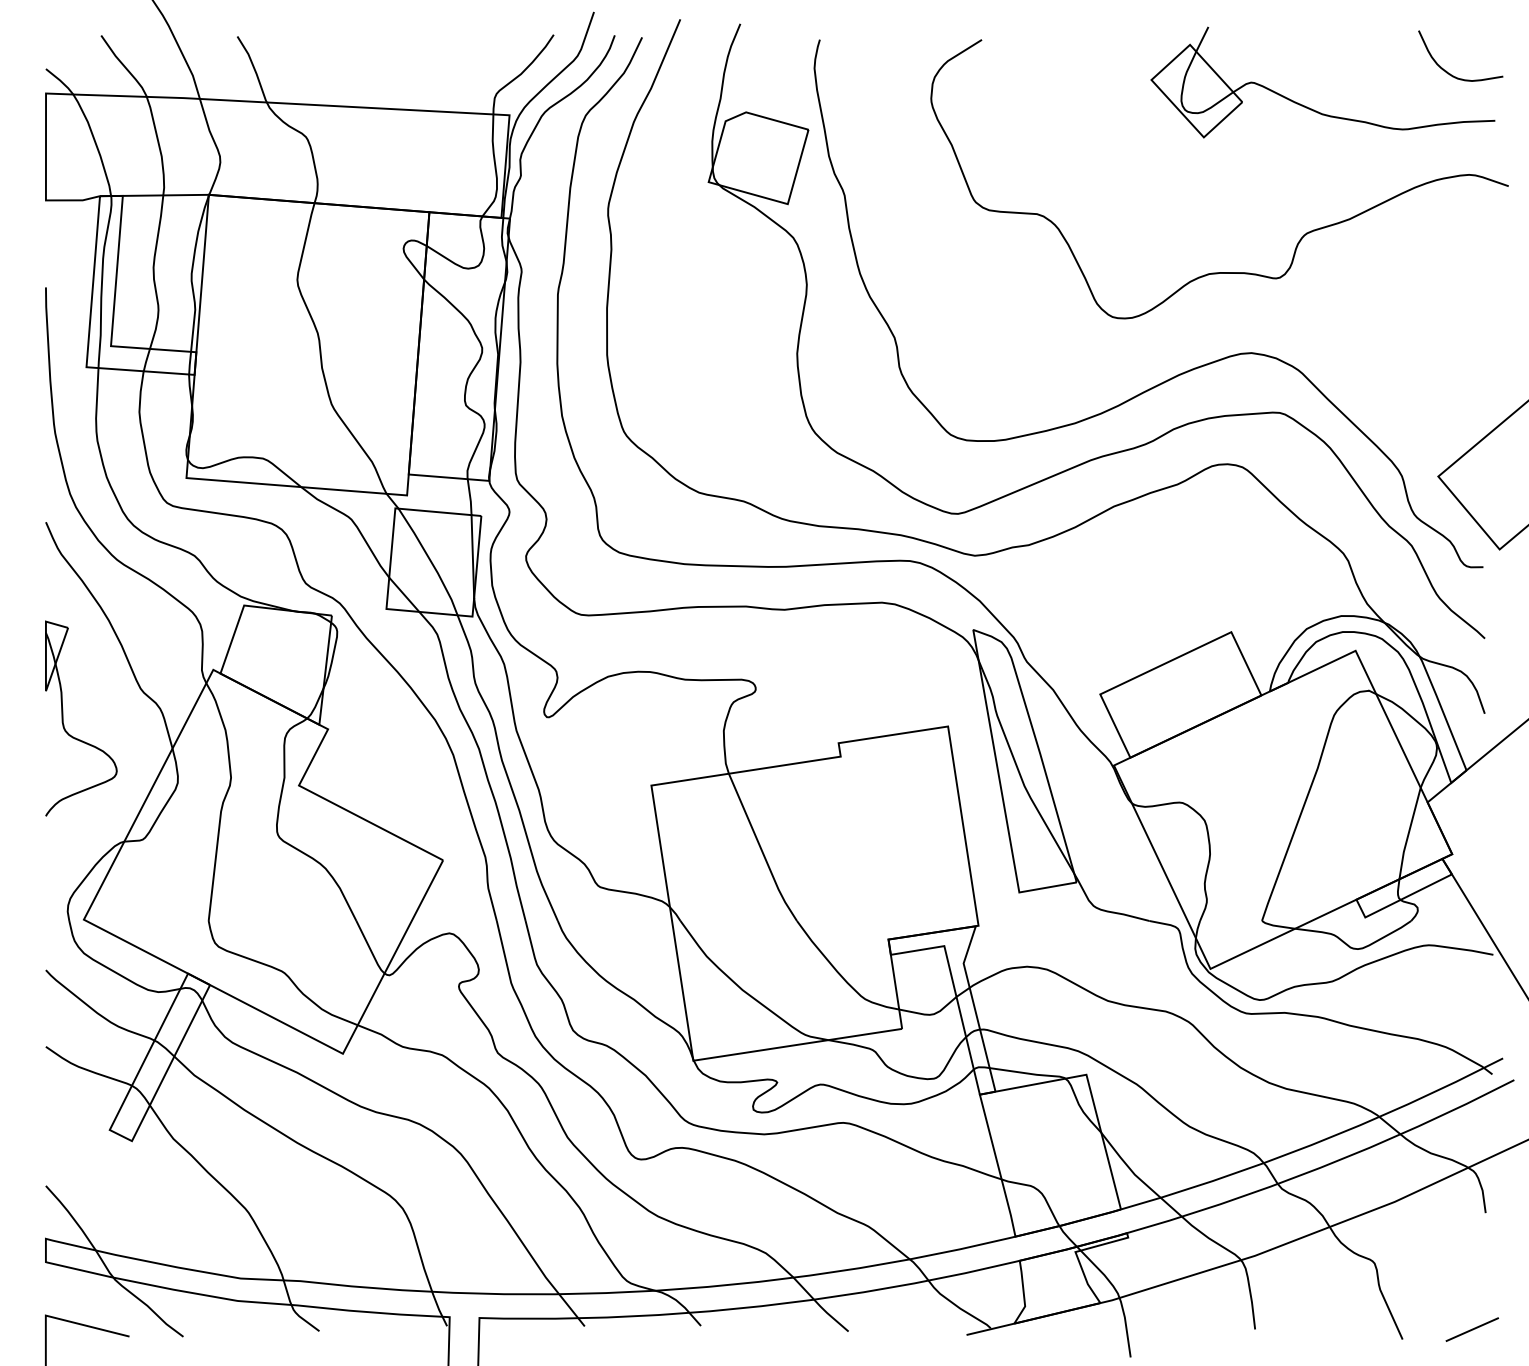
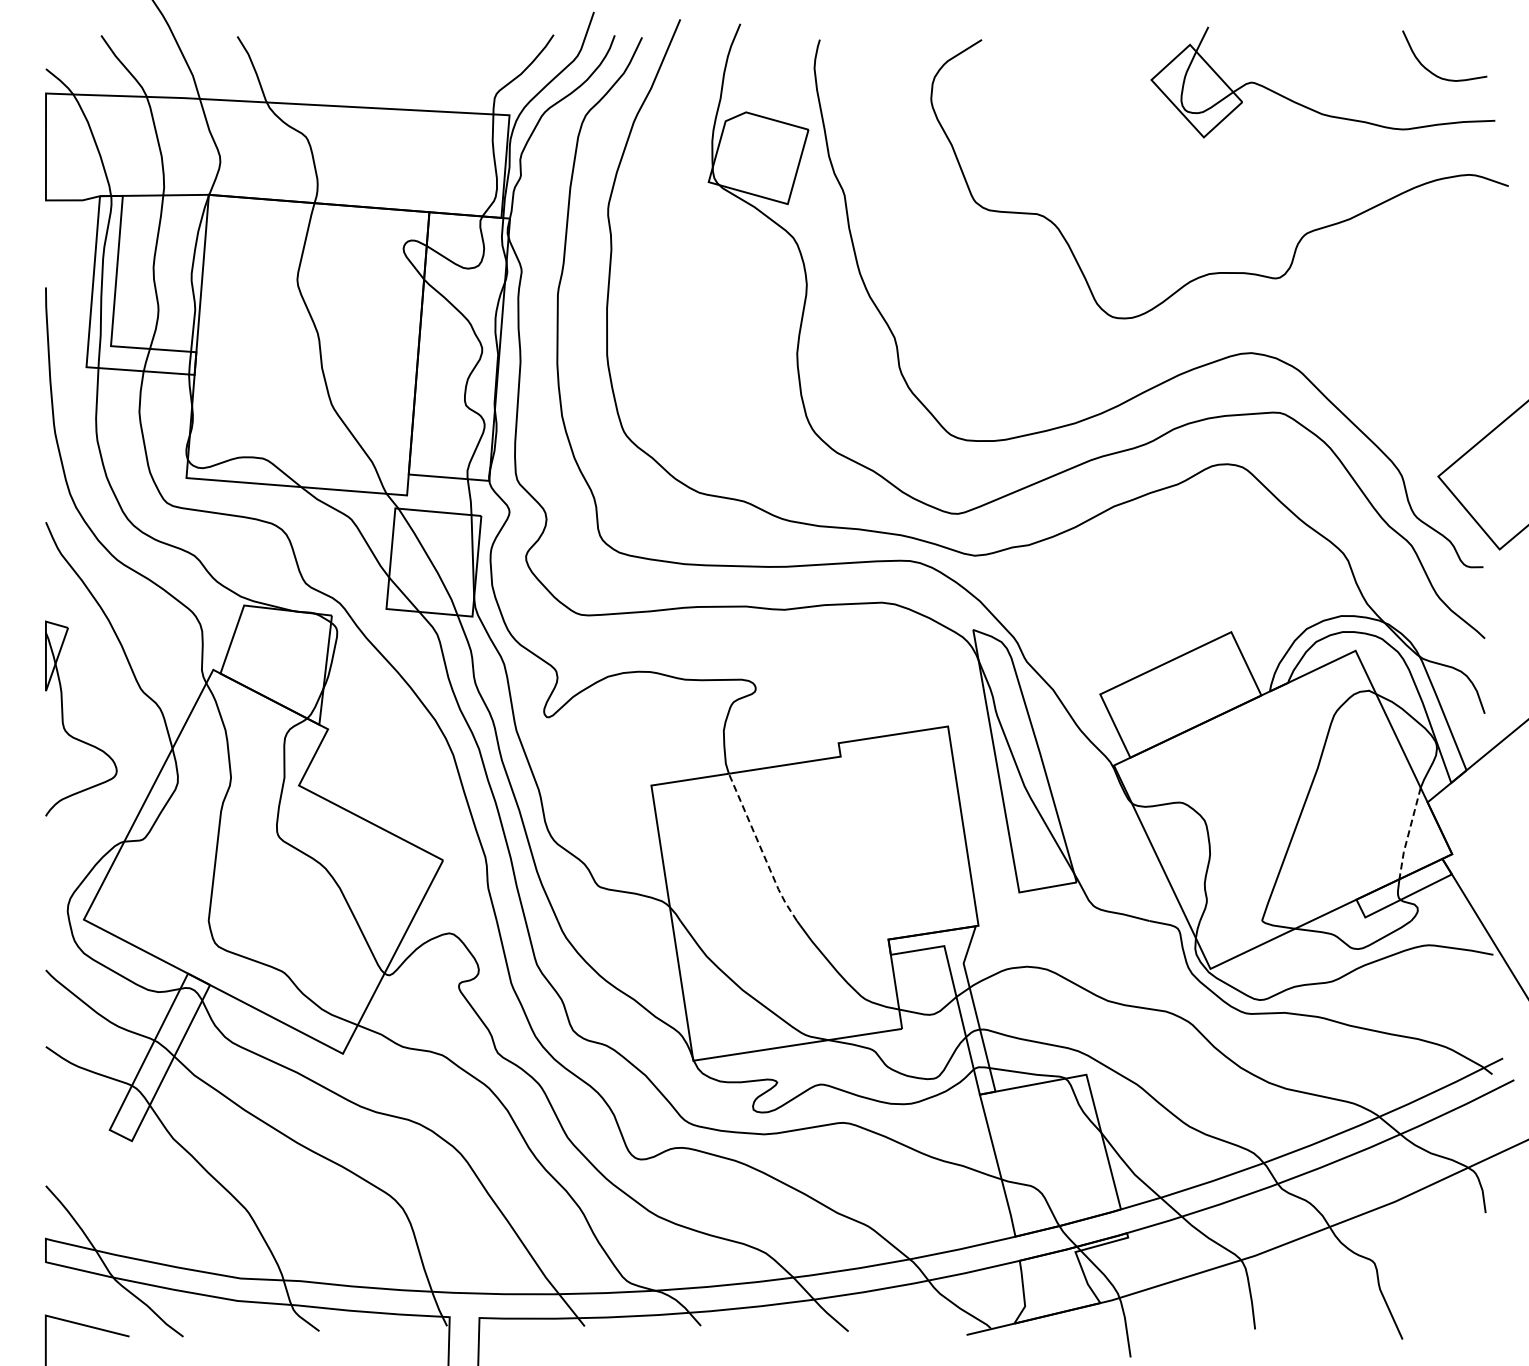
curve position: (1446, 70) -> (1430, 70) (1430, 70)
line: solid -> dashed (1408, 833)
line: solid -> dashed (761, 849)
line: present -> none (1471, 1329)
